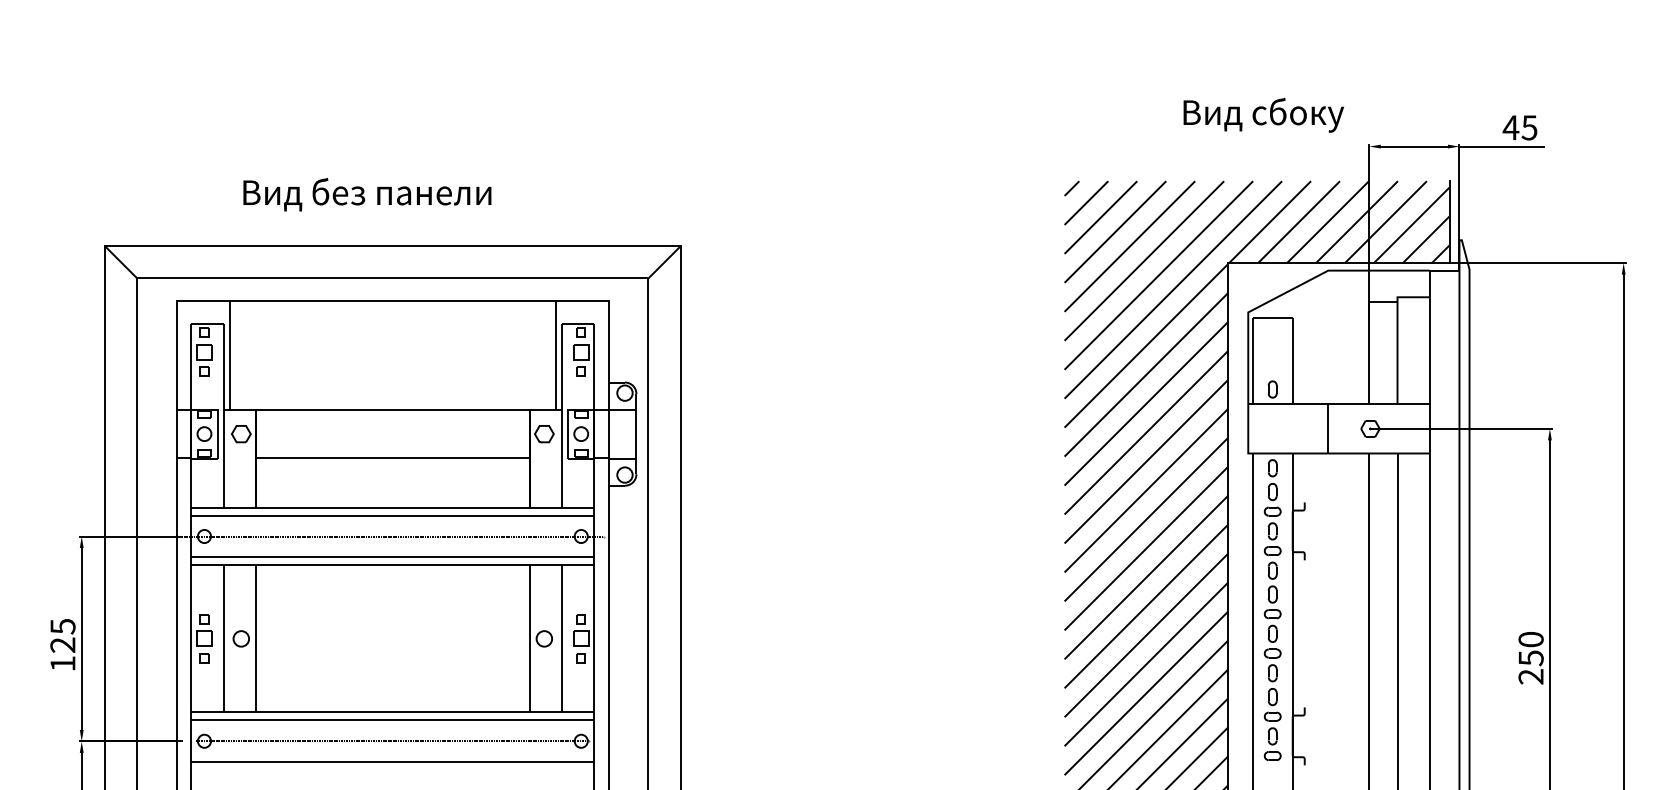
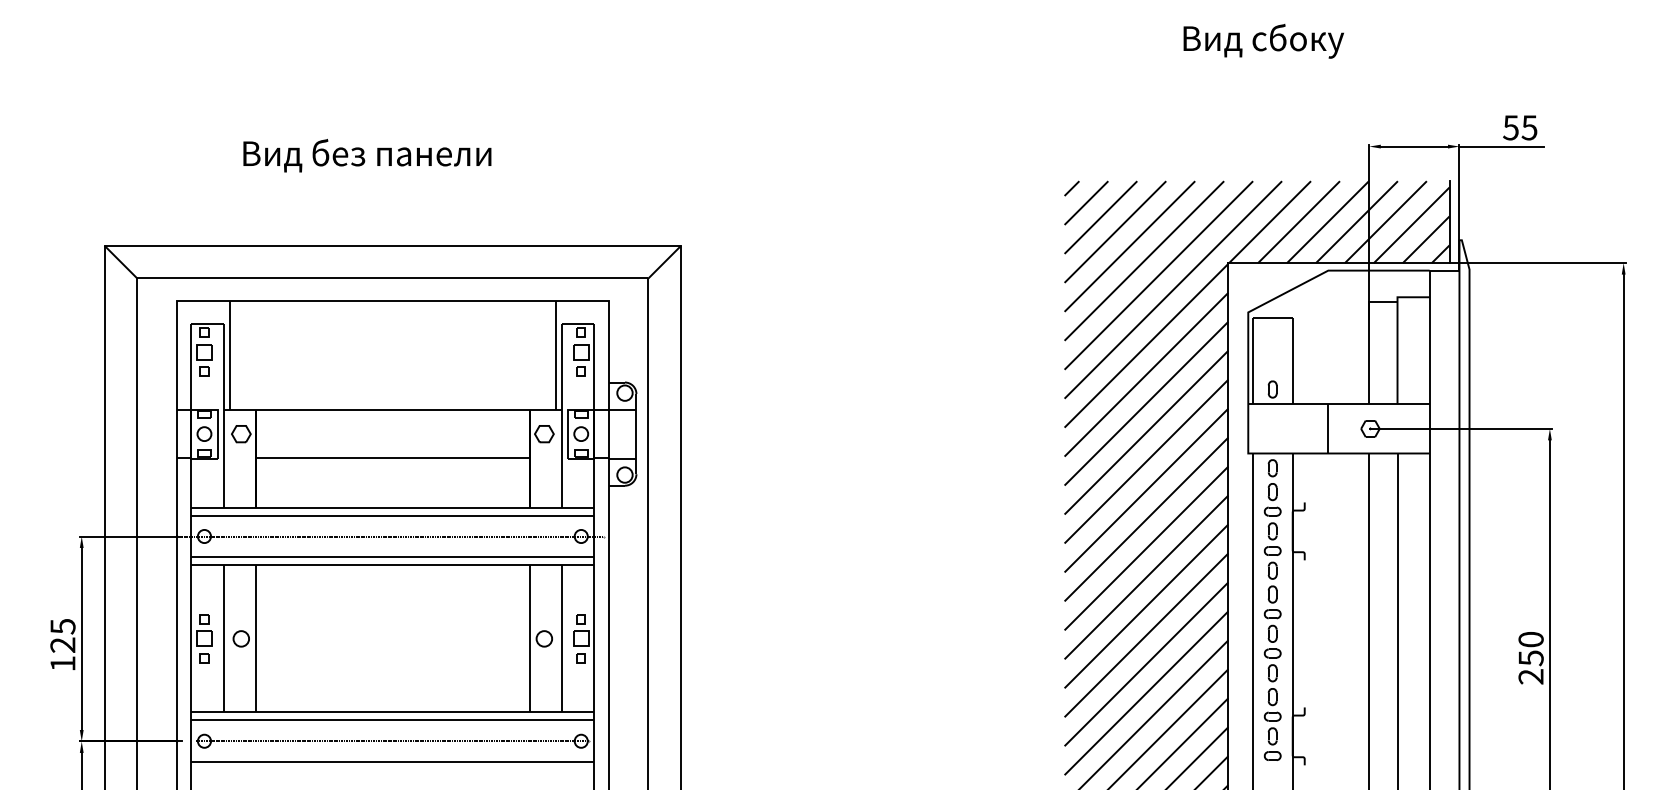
text position: (1263, 115) -> (1263, 41) (1263, 41)
text: 45 -> 55 (1510, 127)
text position: (367, 194) -> (367, 155) (367, 155)
